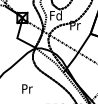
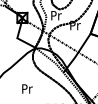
text: Fd -> Pr (55, 15)
